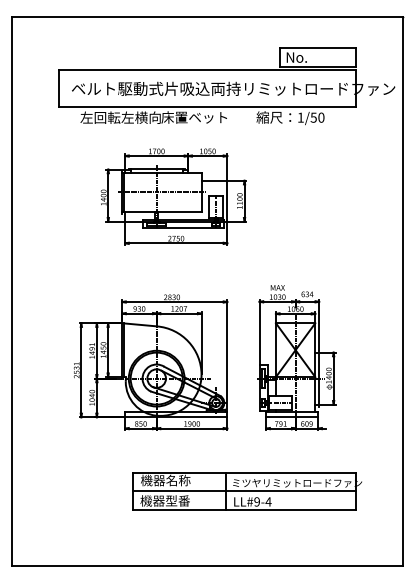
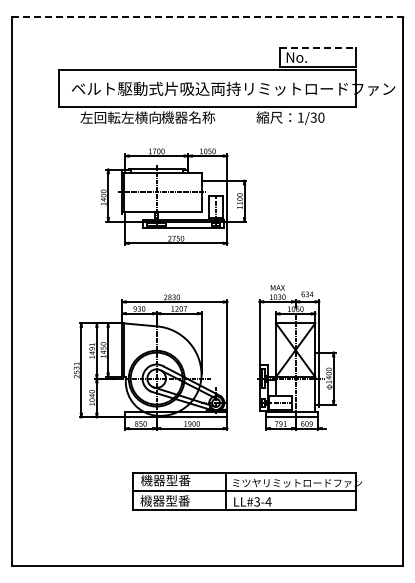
line: solid -> dashed (207, 17)
line: solid -> dashed (318, 47)
text: 床置ベット -> 機器名称 (193, 117)
text: 1/50 -> 1/30 (313, 117)
text: 機器名称 -> 機器型番 (178, 480)
text: LL#9-4 -> LL#3-4 (256, 501)
